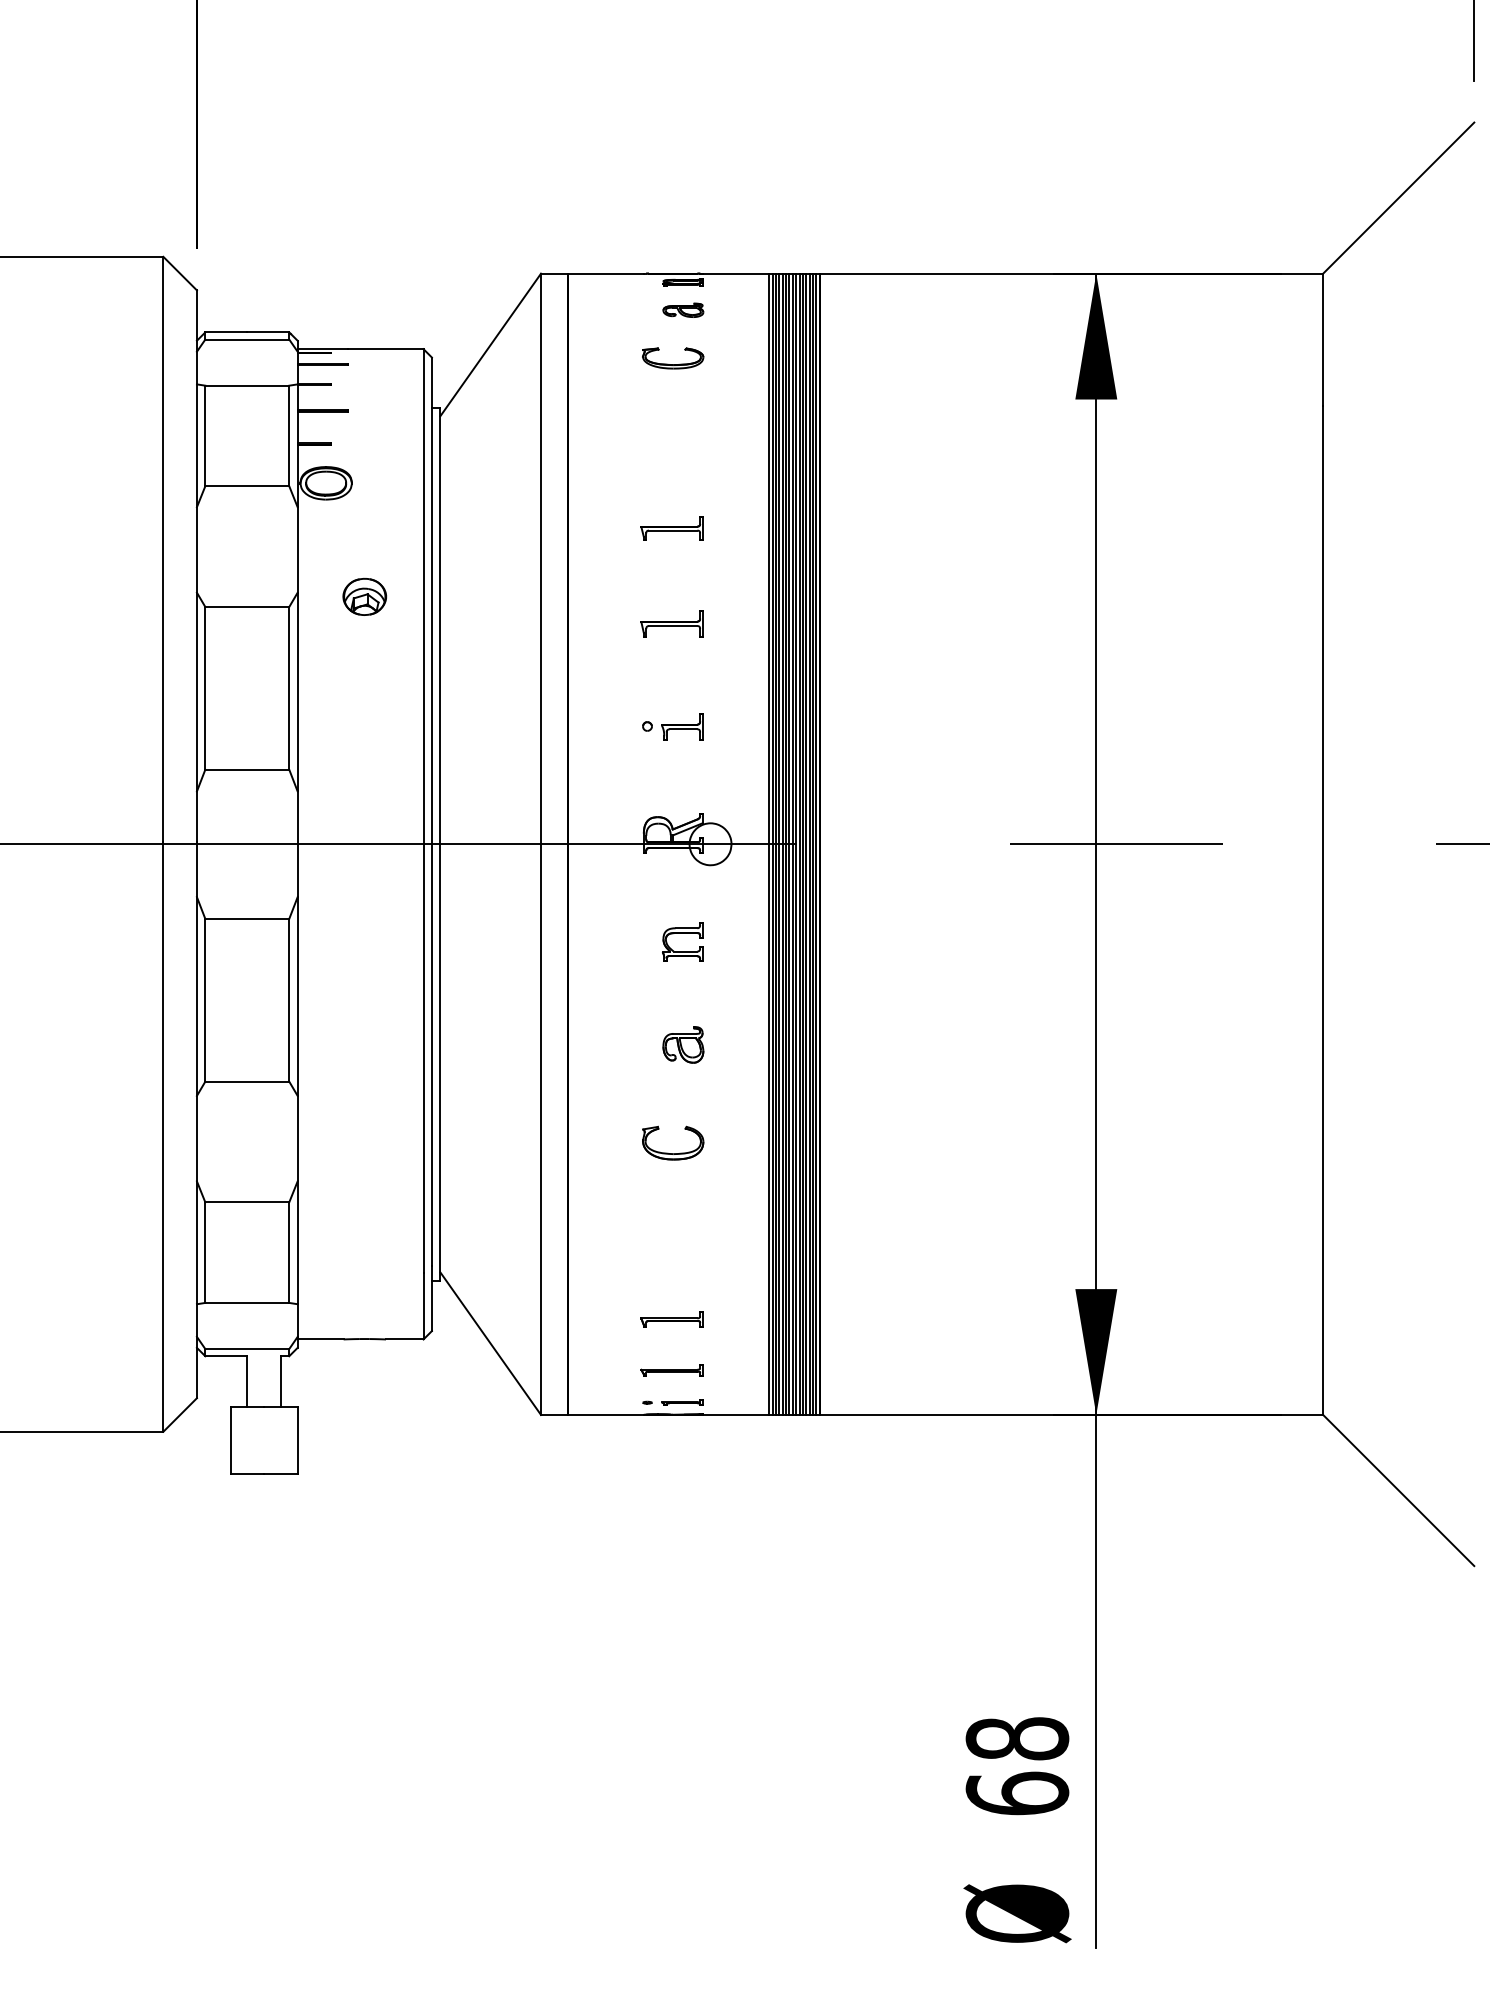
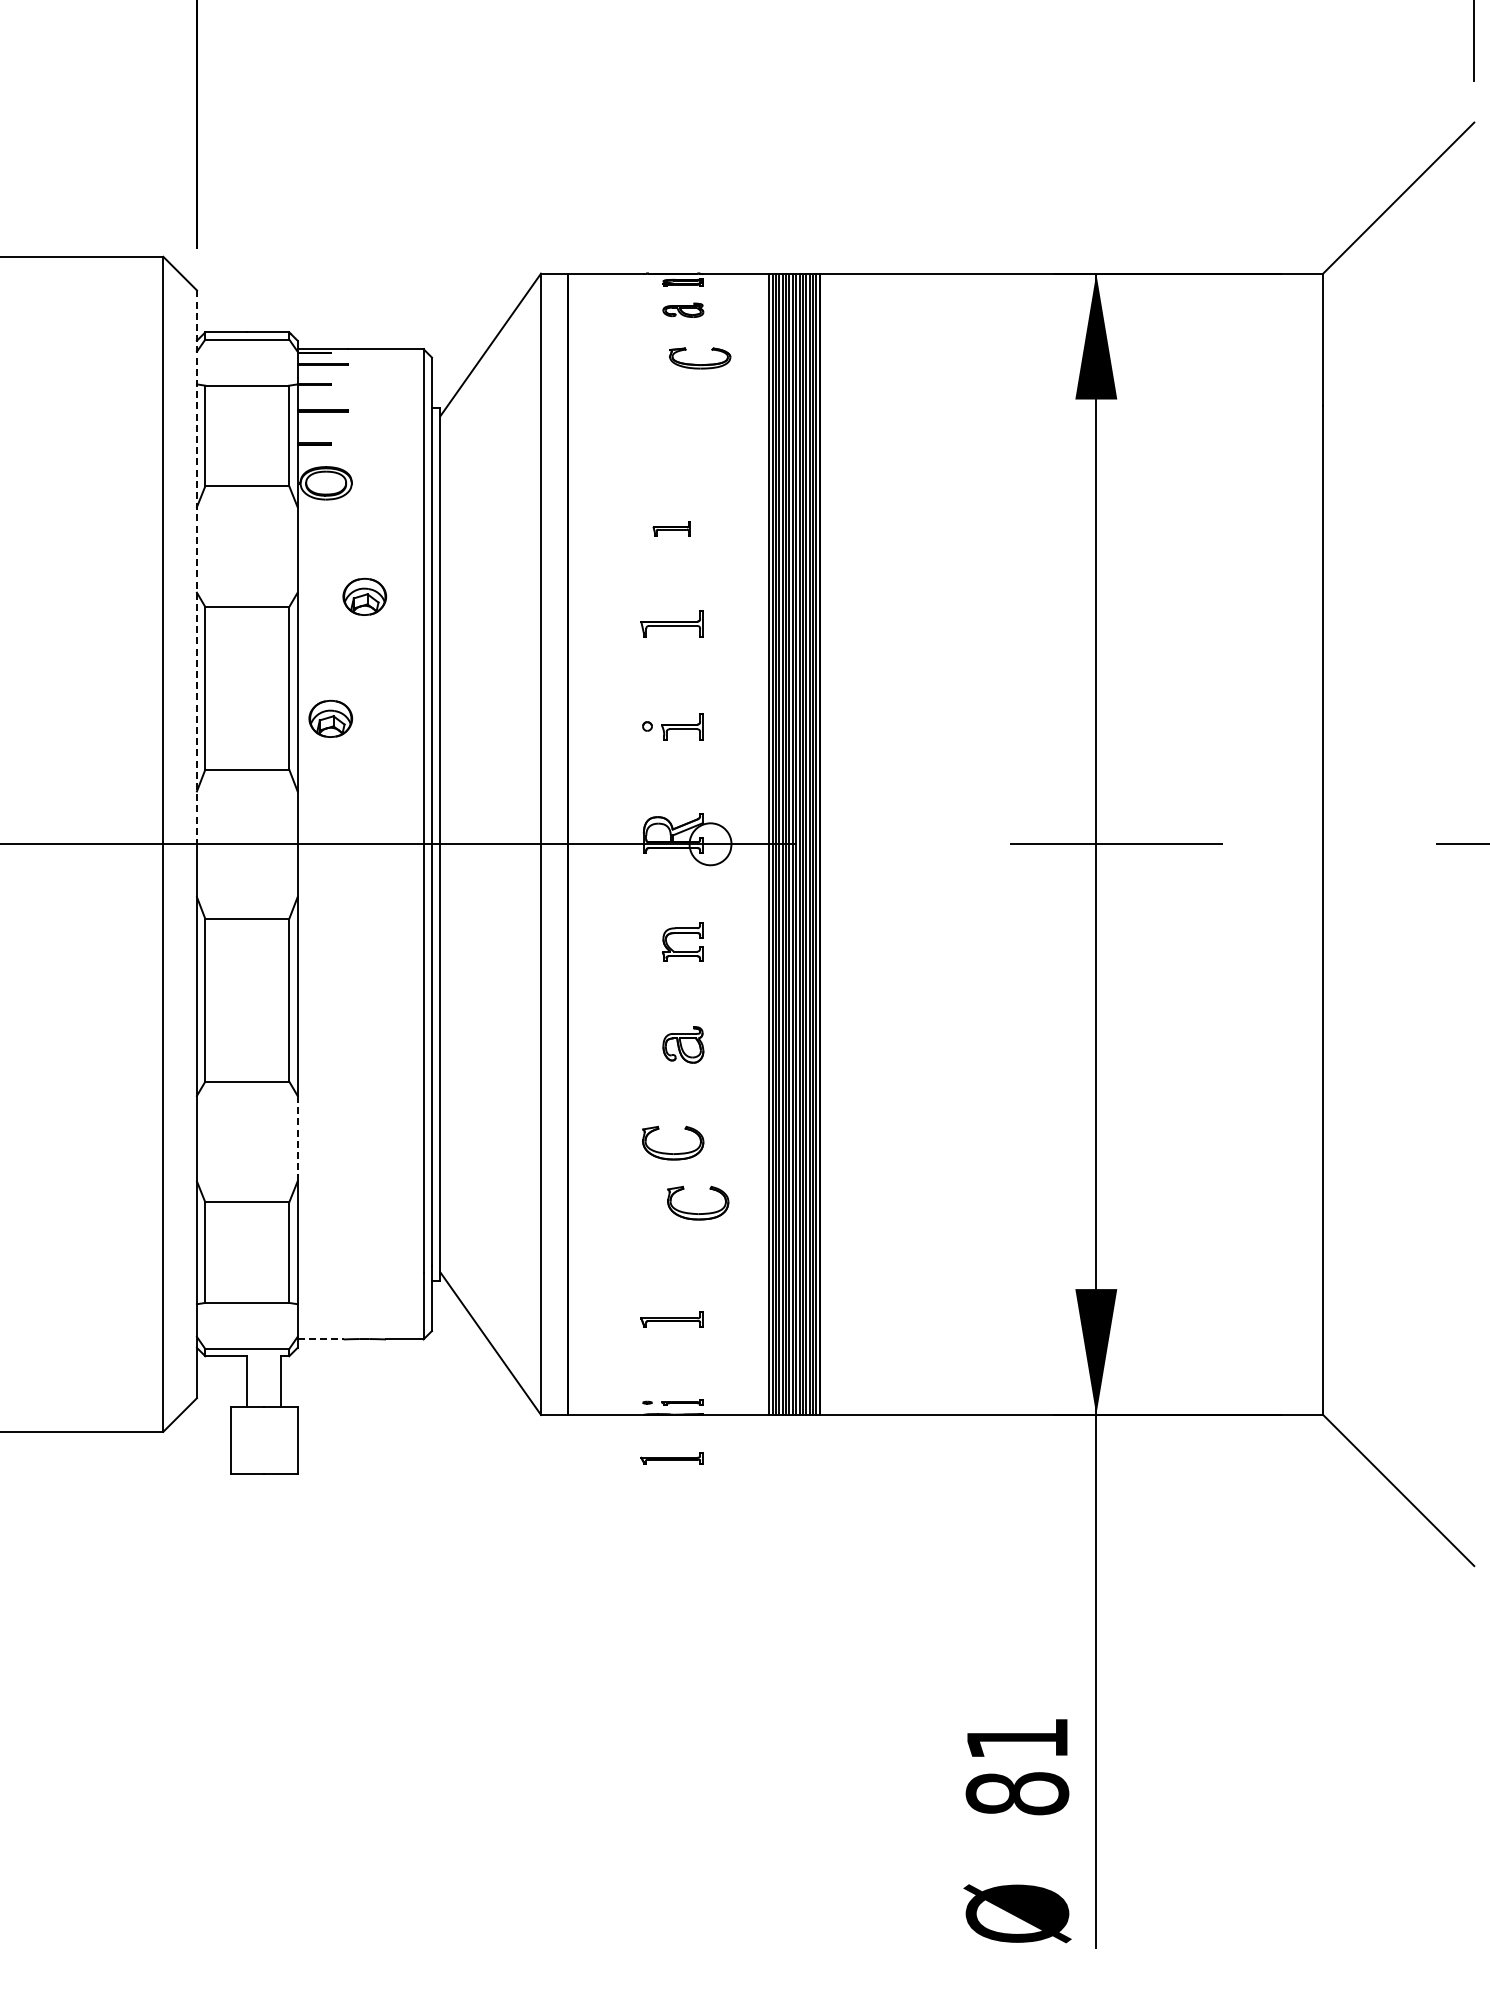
part position: (673, 358) -> (700, 358) (700, 358)
part size: 64x25 px -> 39x16 px (671, 528)
line: solid -> dashed (196, 566)
part: none -> present (330, 718)
line: solid -> dashed (297, 1138)
part: none -> present (698, 1213)
line: solid -> dashed (320, 1339)
part position: (671, 1370) -> (671, 1458) (671, 1458)
text: 68 -> 81 (1017, 1766)
